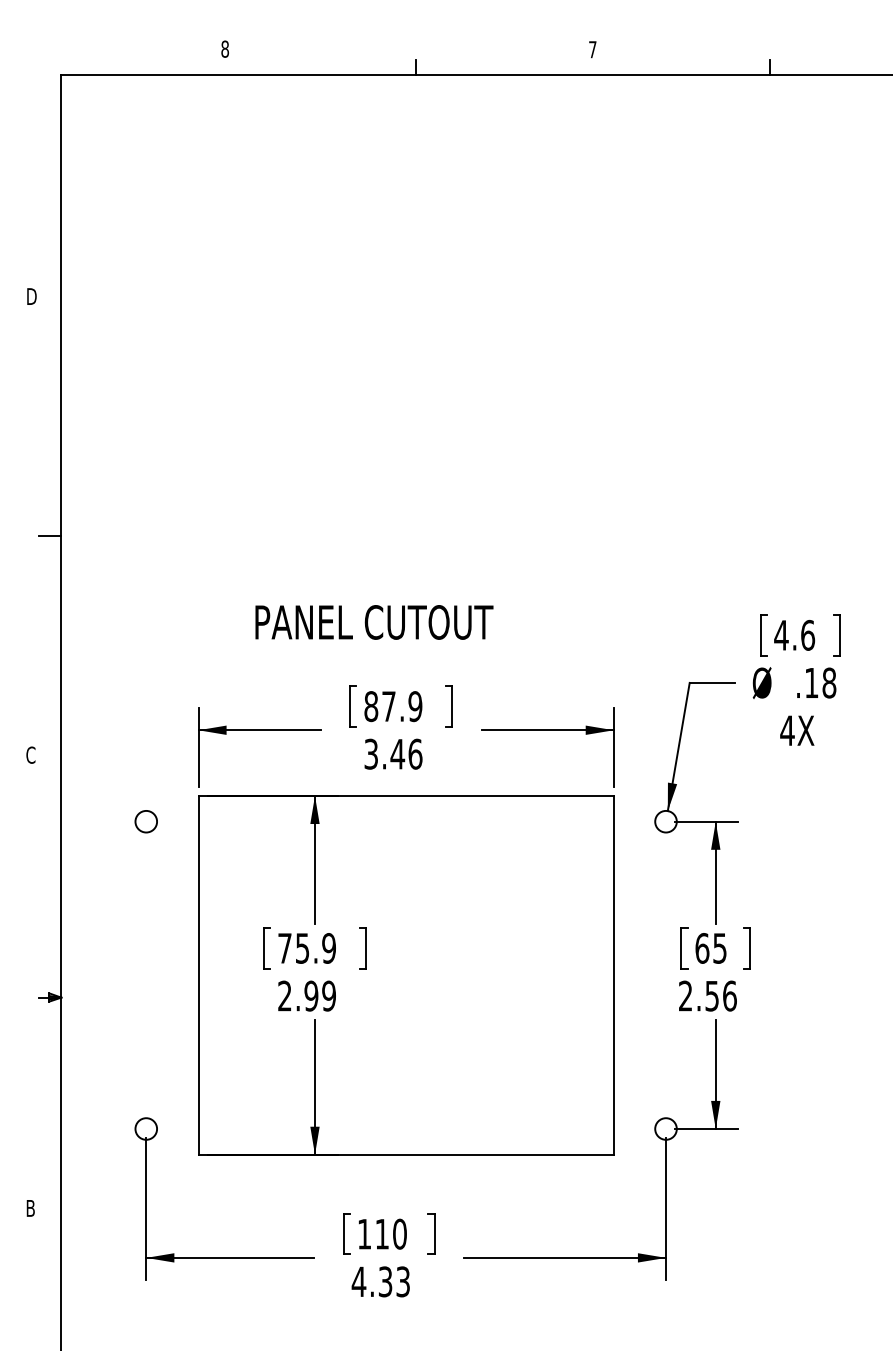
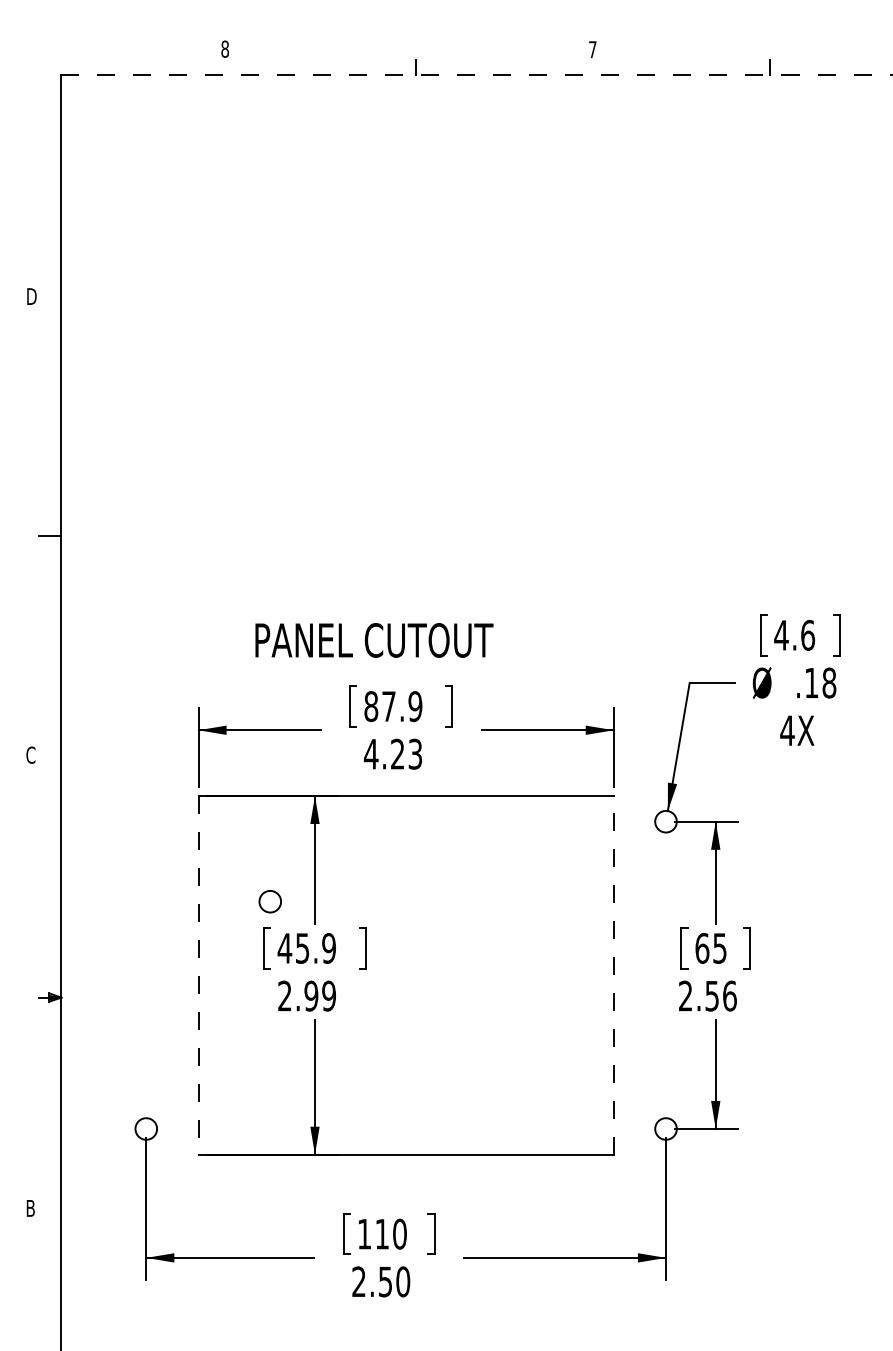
line: solid -> dashed (477, 74)
text position: (374, 622) -> (374, 640) (374, 640)
text: 3.46 -> 4.23 (392, 753)
circle position: (145, 821) -> (269, 901) (269, 901)
text: 75.9 -> 45.9 (284, 948)
line: solid -> dashed (613, 974)
line: solid -> dashed (198, 975)
text: 4.33 -> 2.50 (380, 1281)
